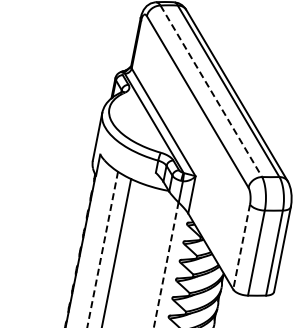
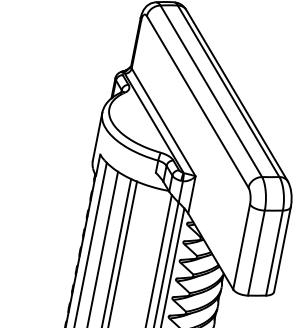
line: dashed -> solid (211, 91)
line: none -> present (90, 243)
line: dashed -> solid (241, 247)
line: dashed -> solid (102, 250)
line: none -> present (122, 252)
line: none -> present (158, 259)
line: dashed -> solid (166, 264)
line: none -> present (172, 266)
